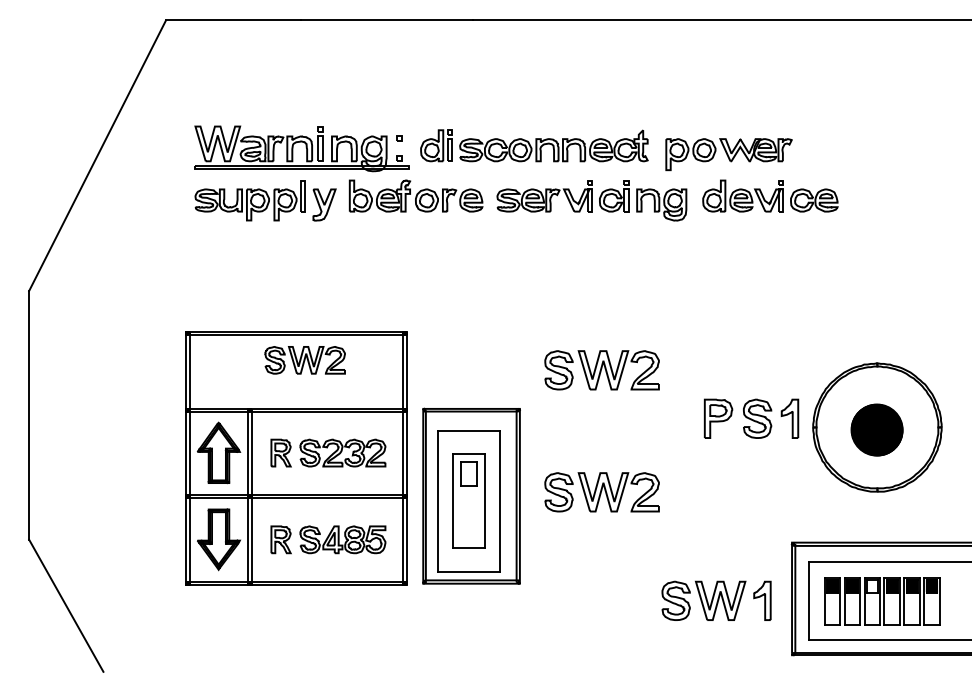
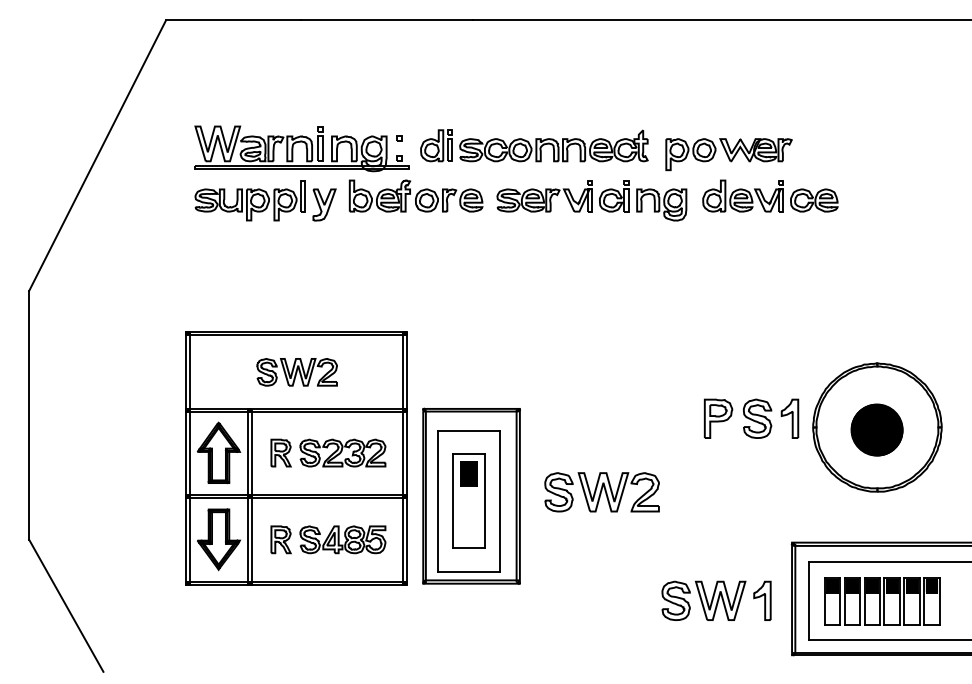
part position: (304, 360) -> (296, 372) (296, 372)
part: present -> none (601, 370)
hatch: none -> present (468, 473)
hatch: none -> present (871, 586)
